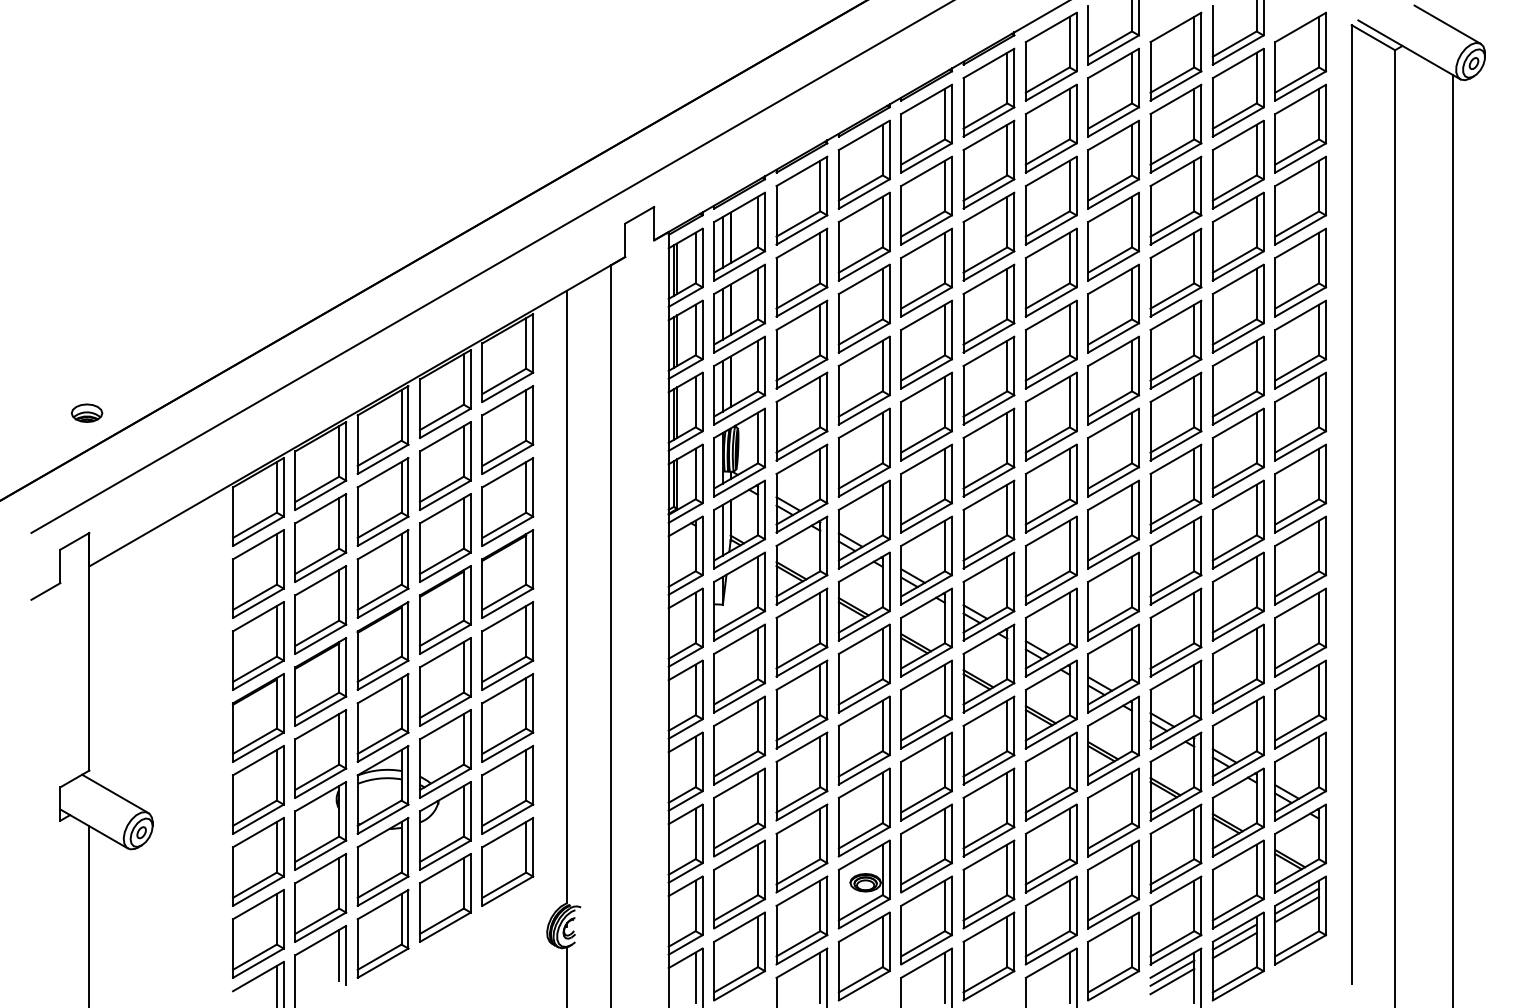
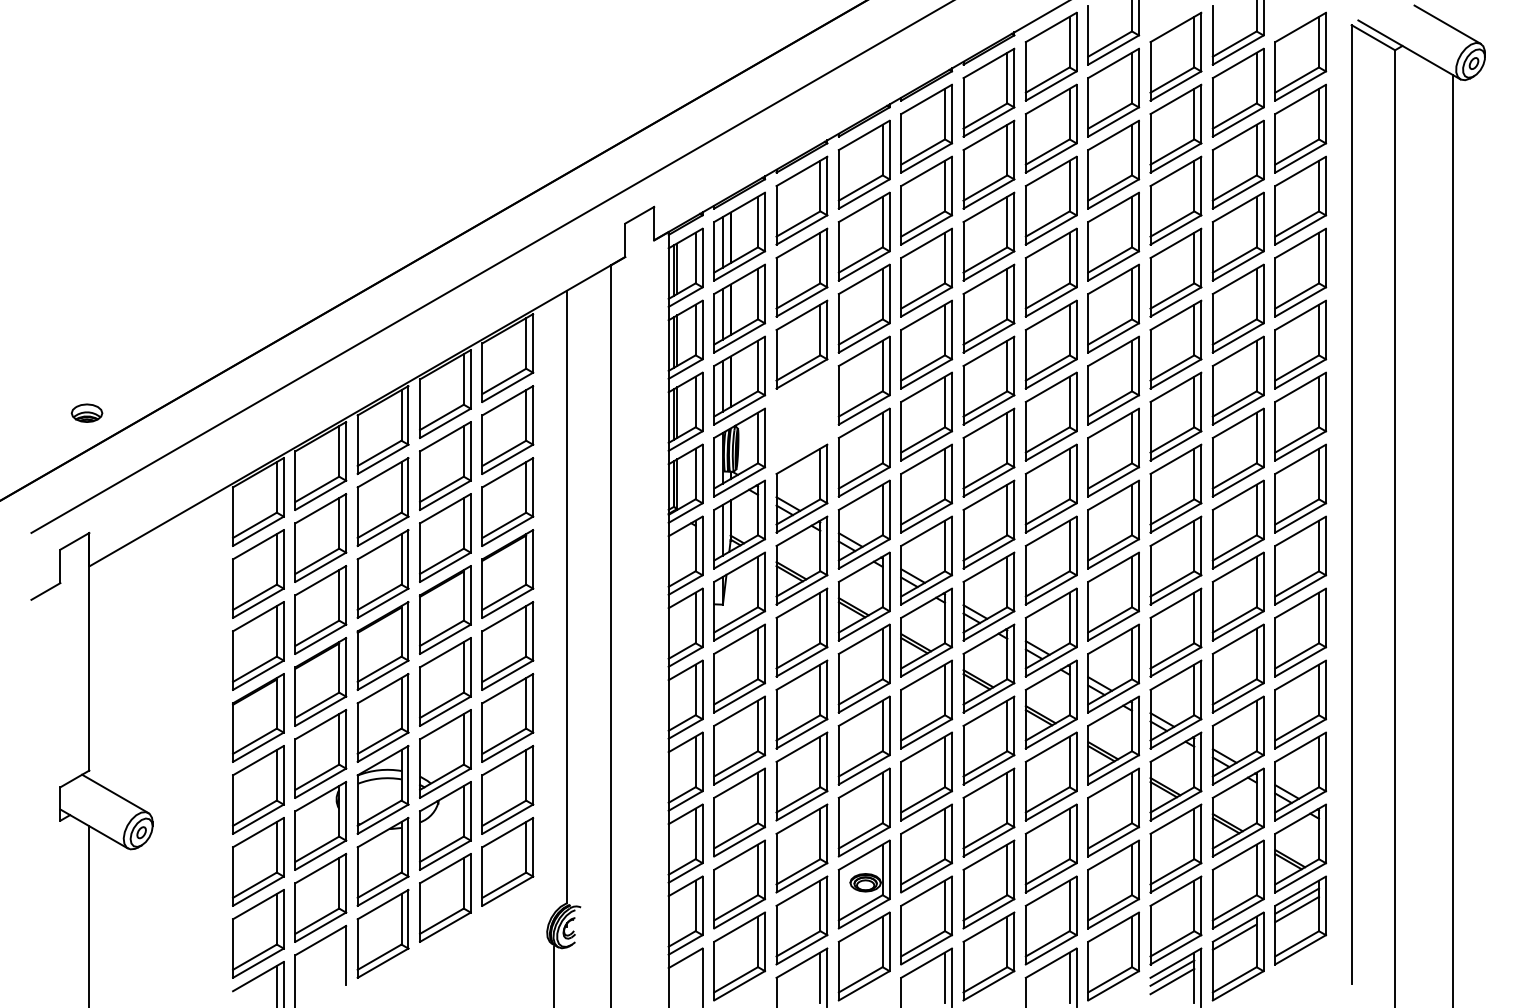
part: present -> none (801, 416)
line: present -> none (1234, 945)
line: present -> none (339, 954)
line position: (567, 975) -> (554, 975) (554, 975)
line: present -> none (695, 977)
